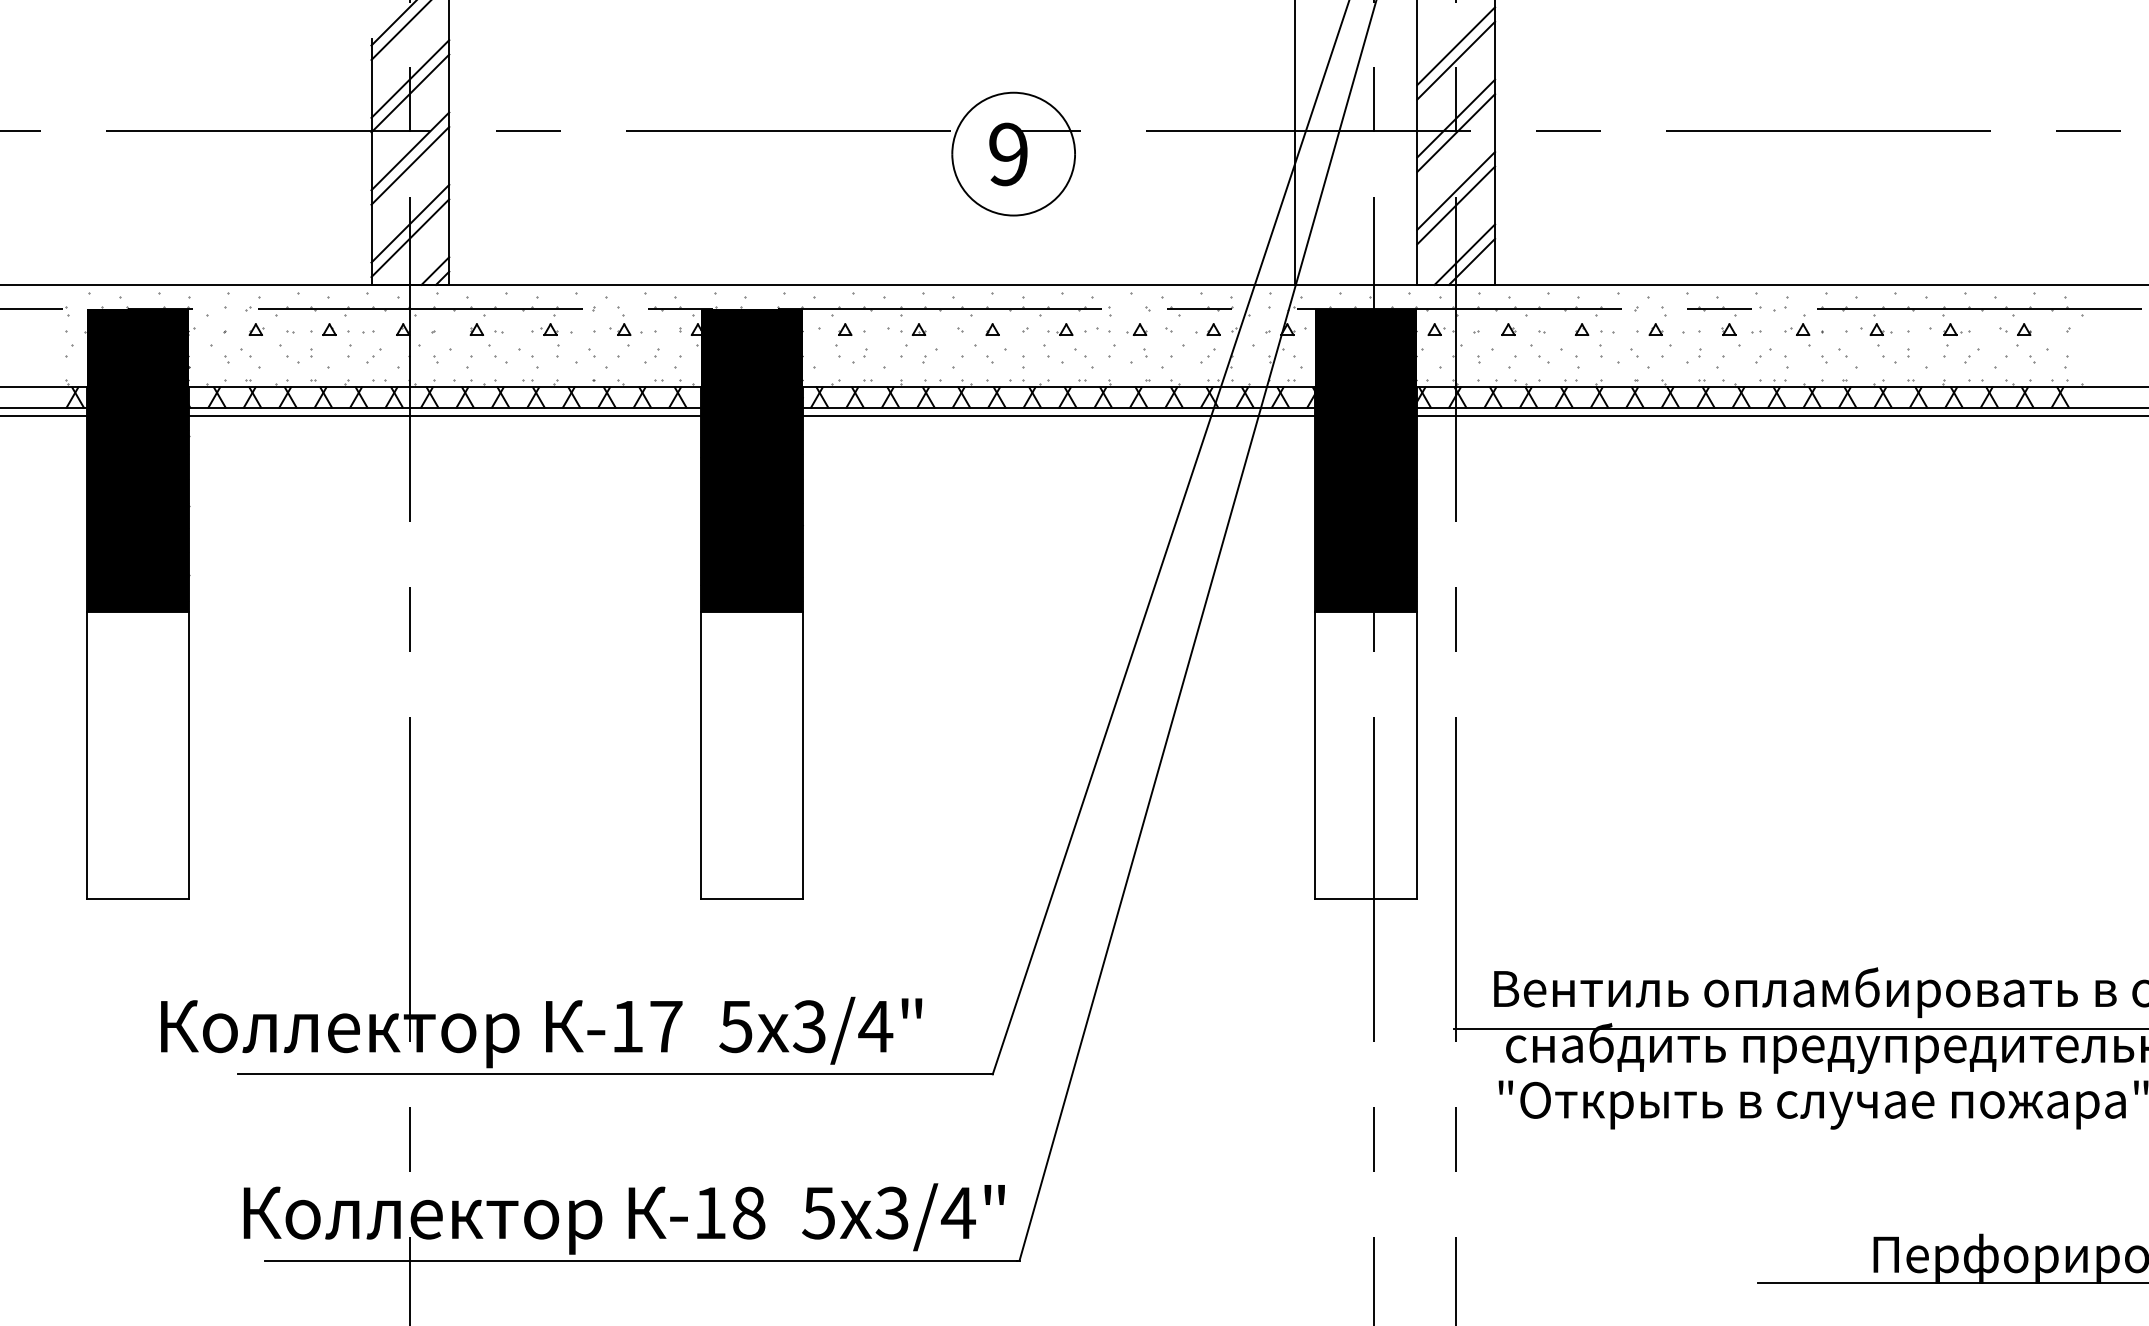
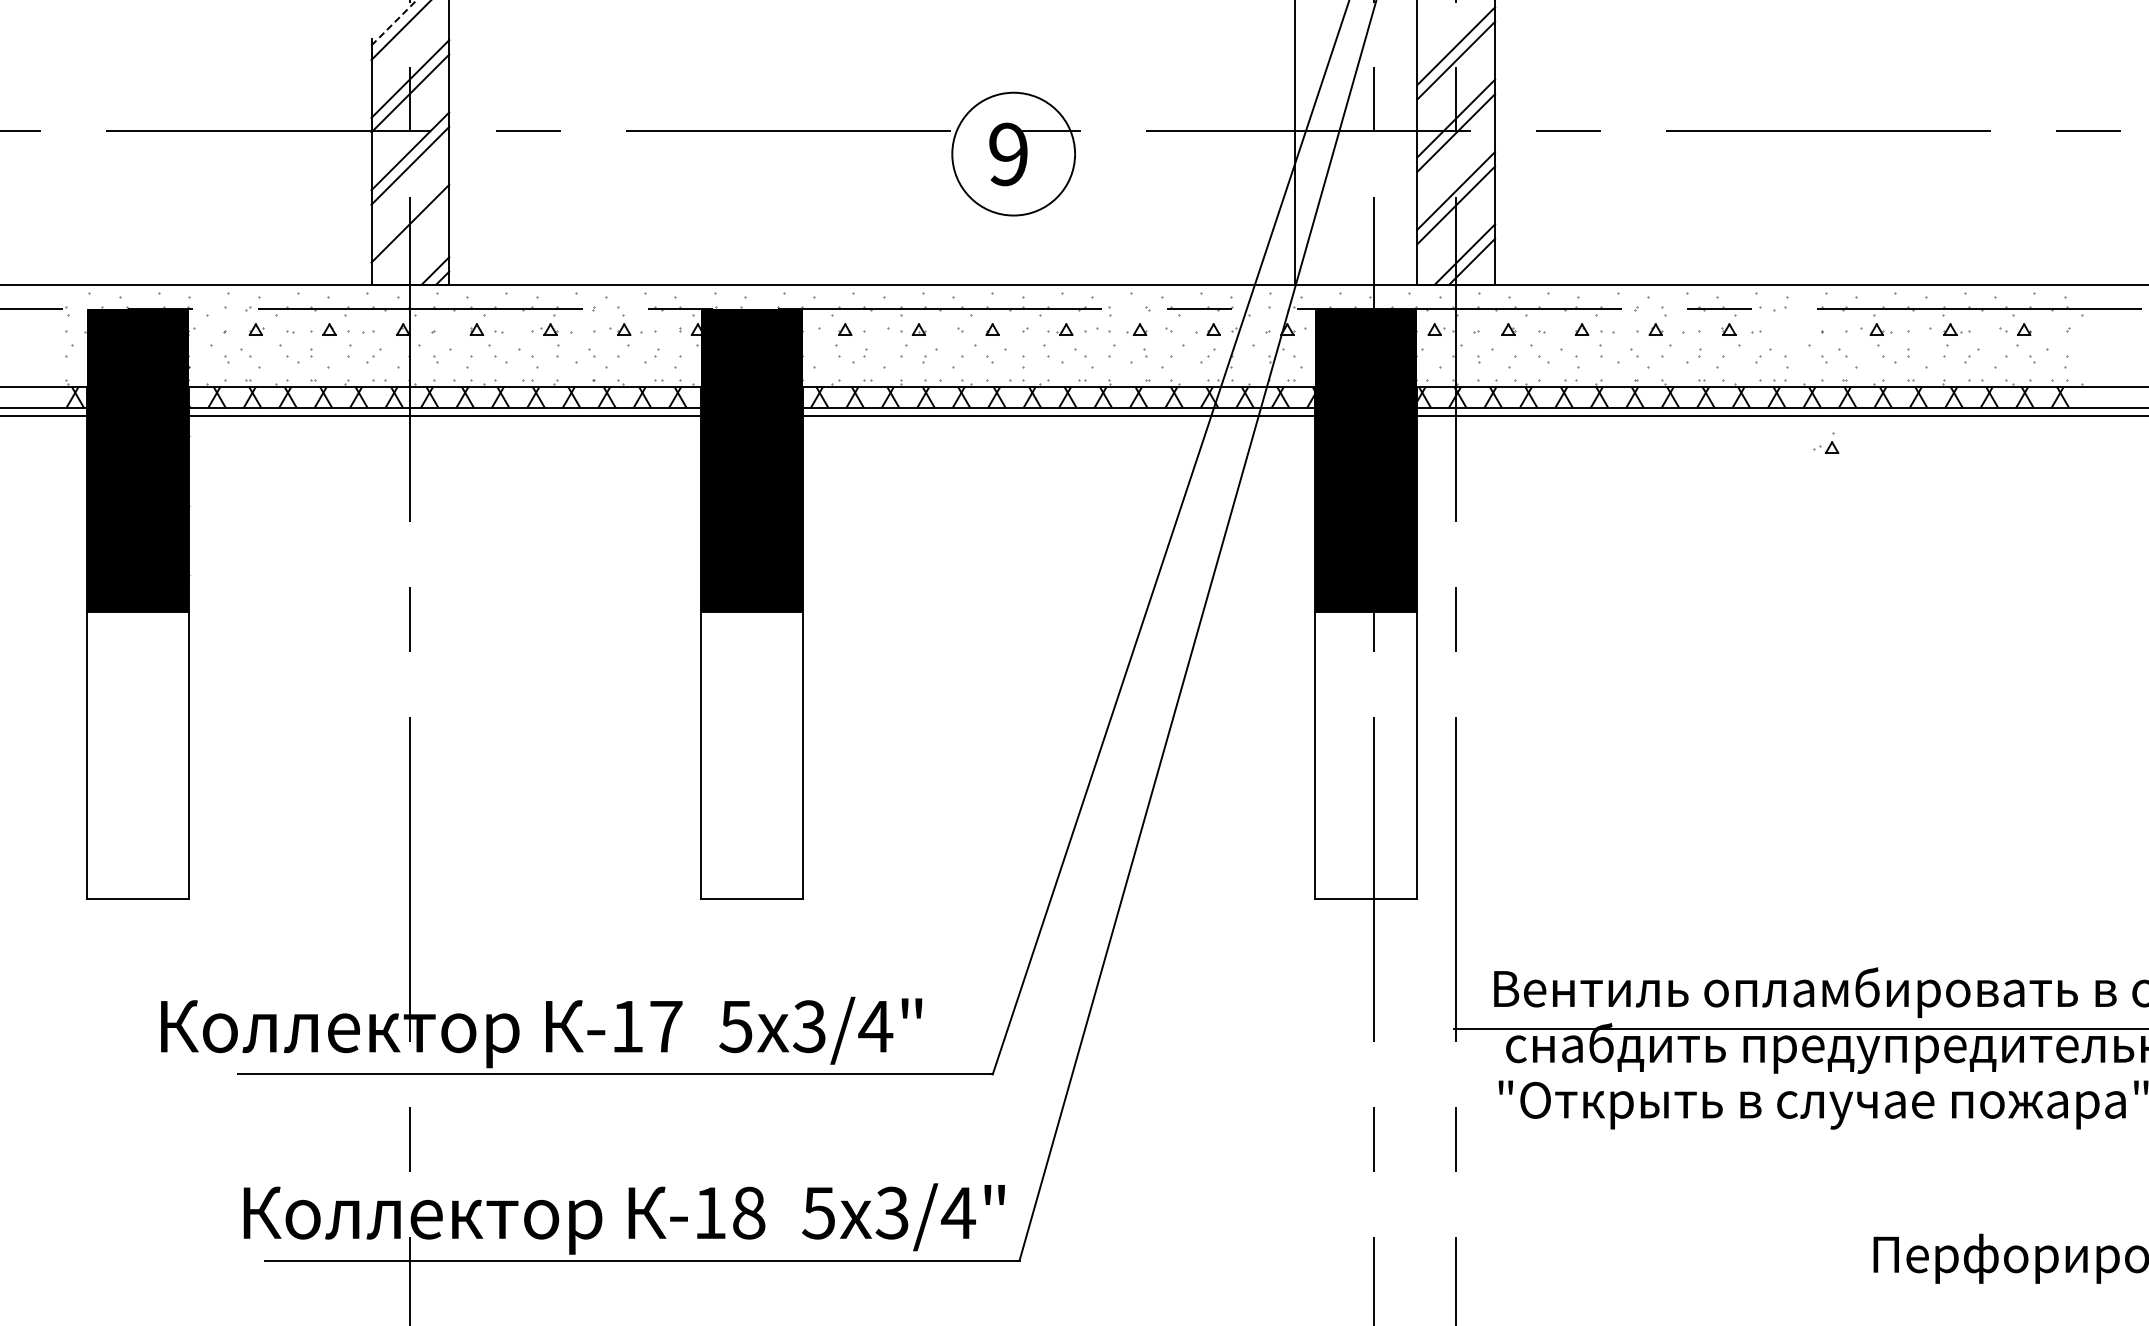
line: solid -> dashed (394, 22)
line: present -> none (410, 238)
part position: (1797, 324) -> (1826, 442) (1826, 442)
line: present -> none (1951, 1282)
